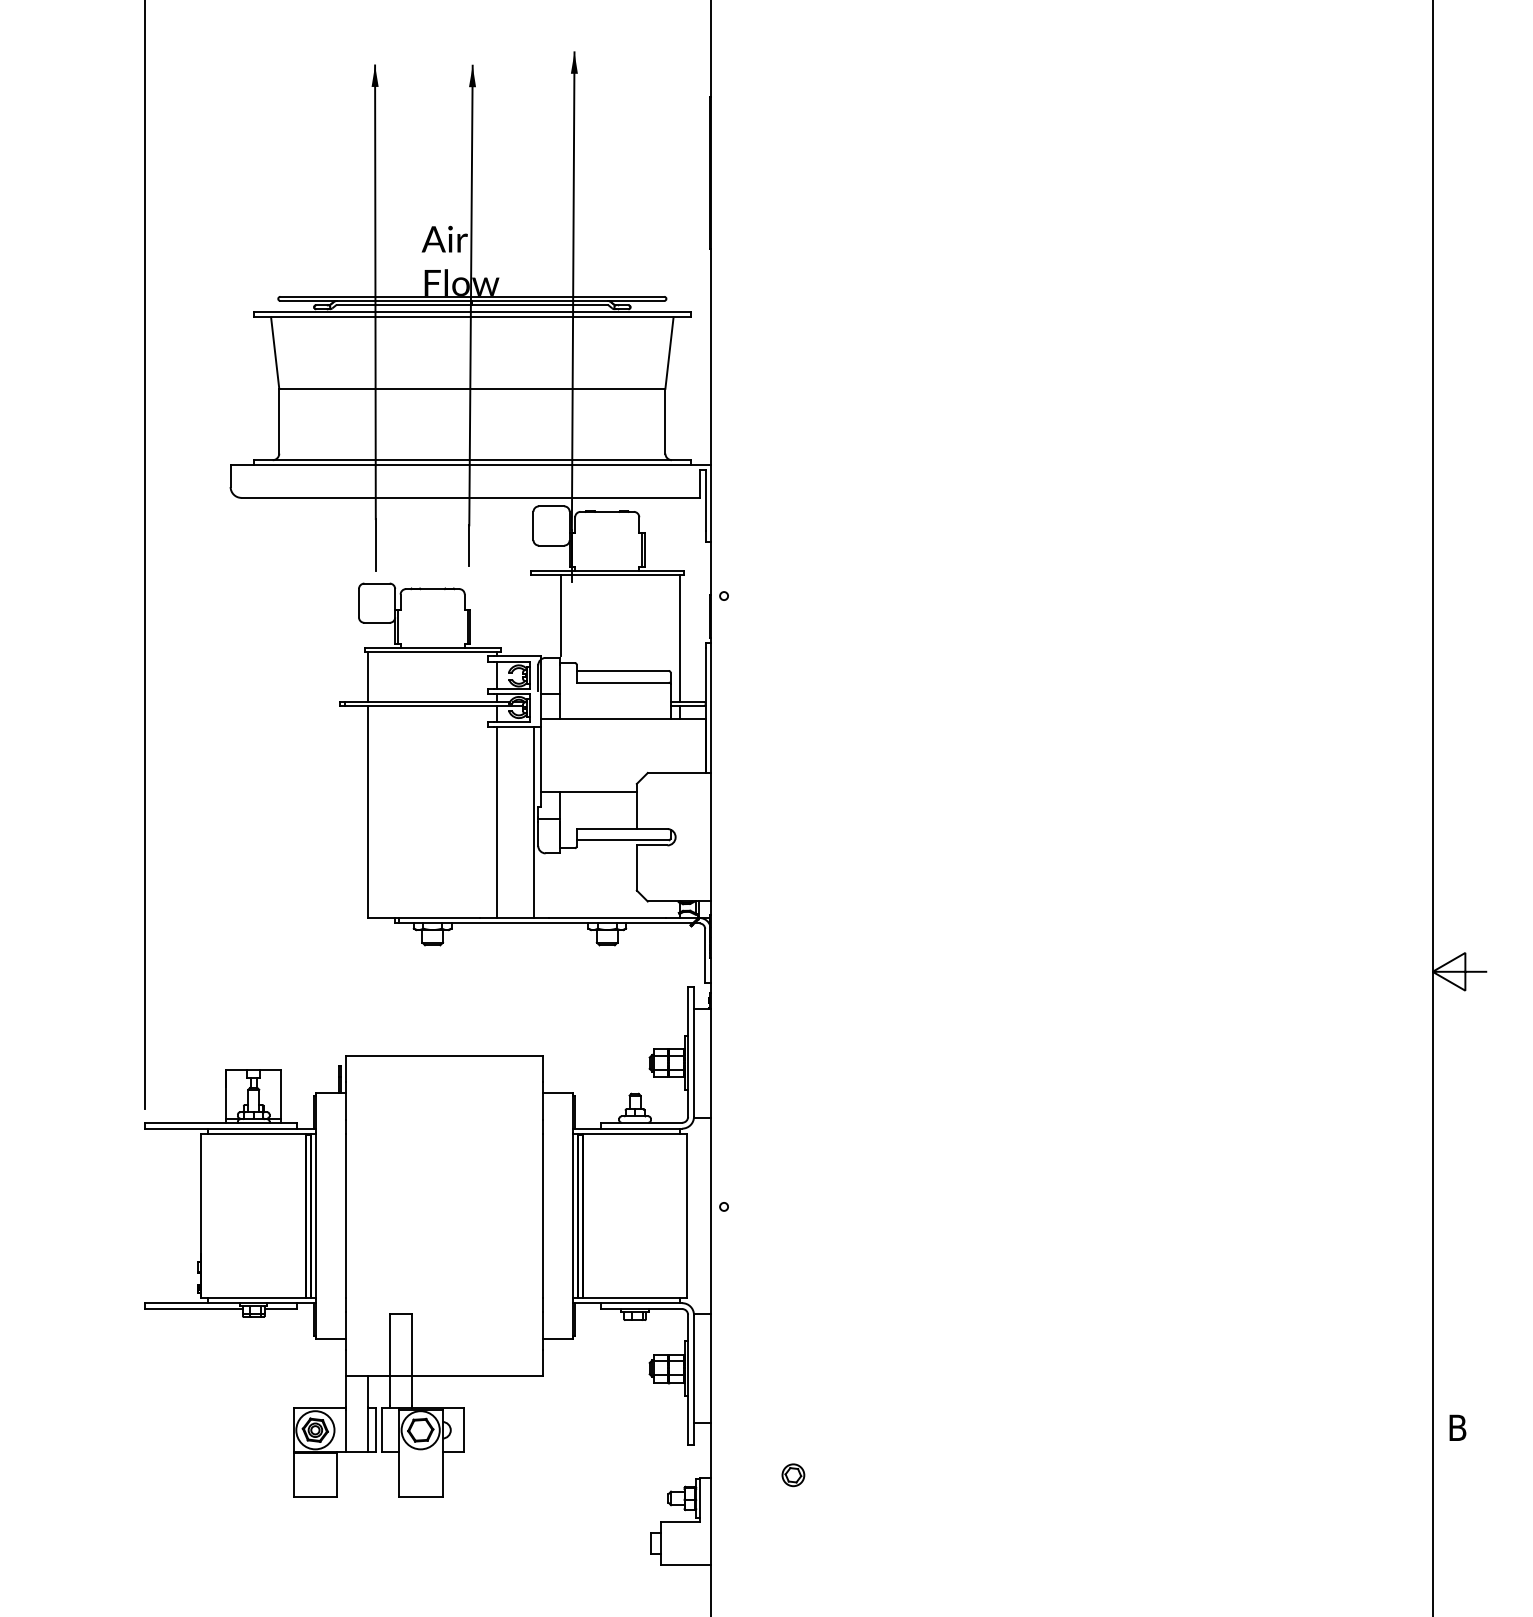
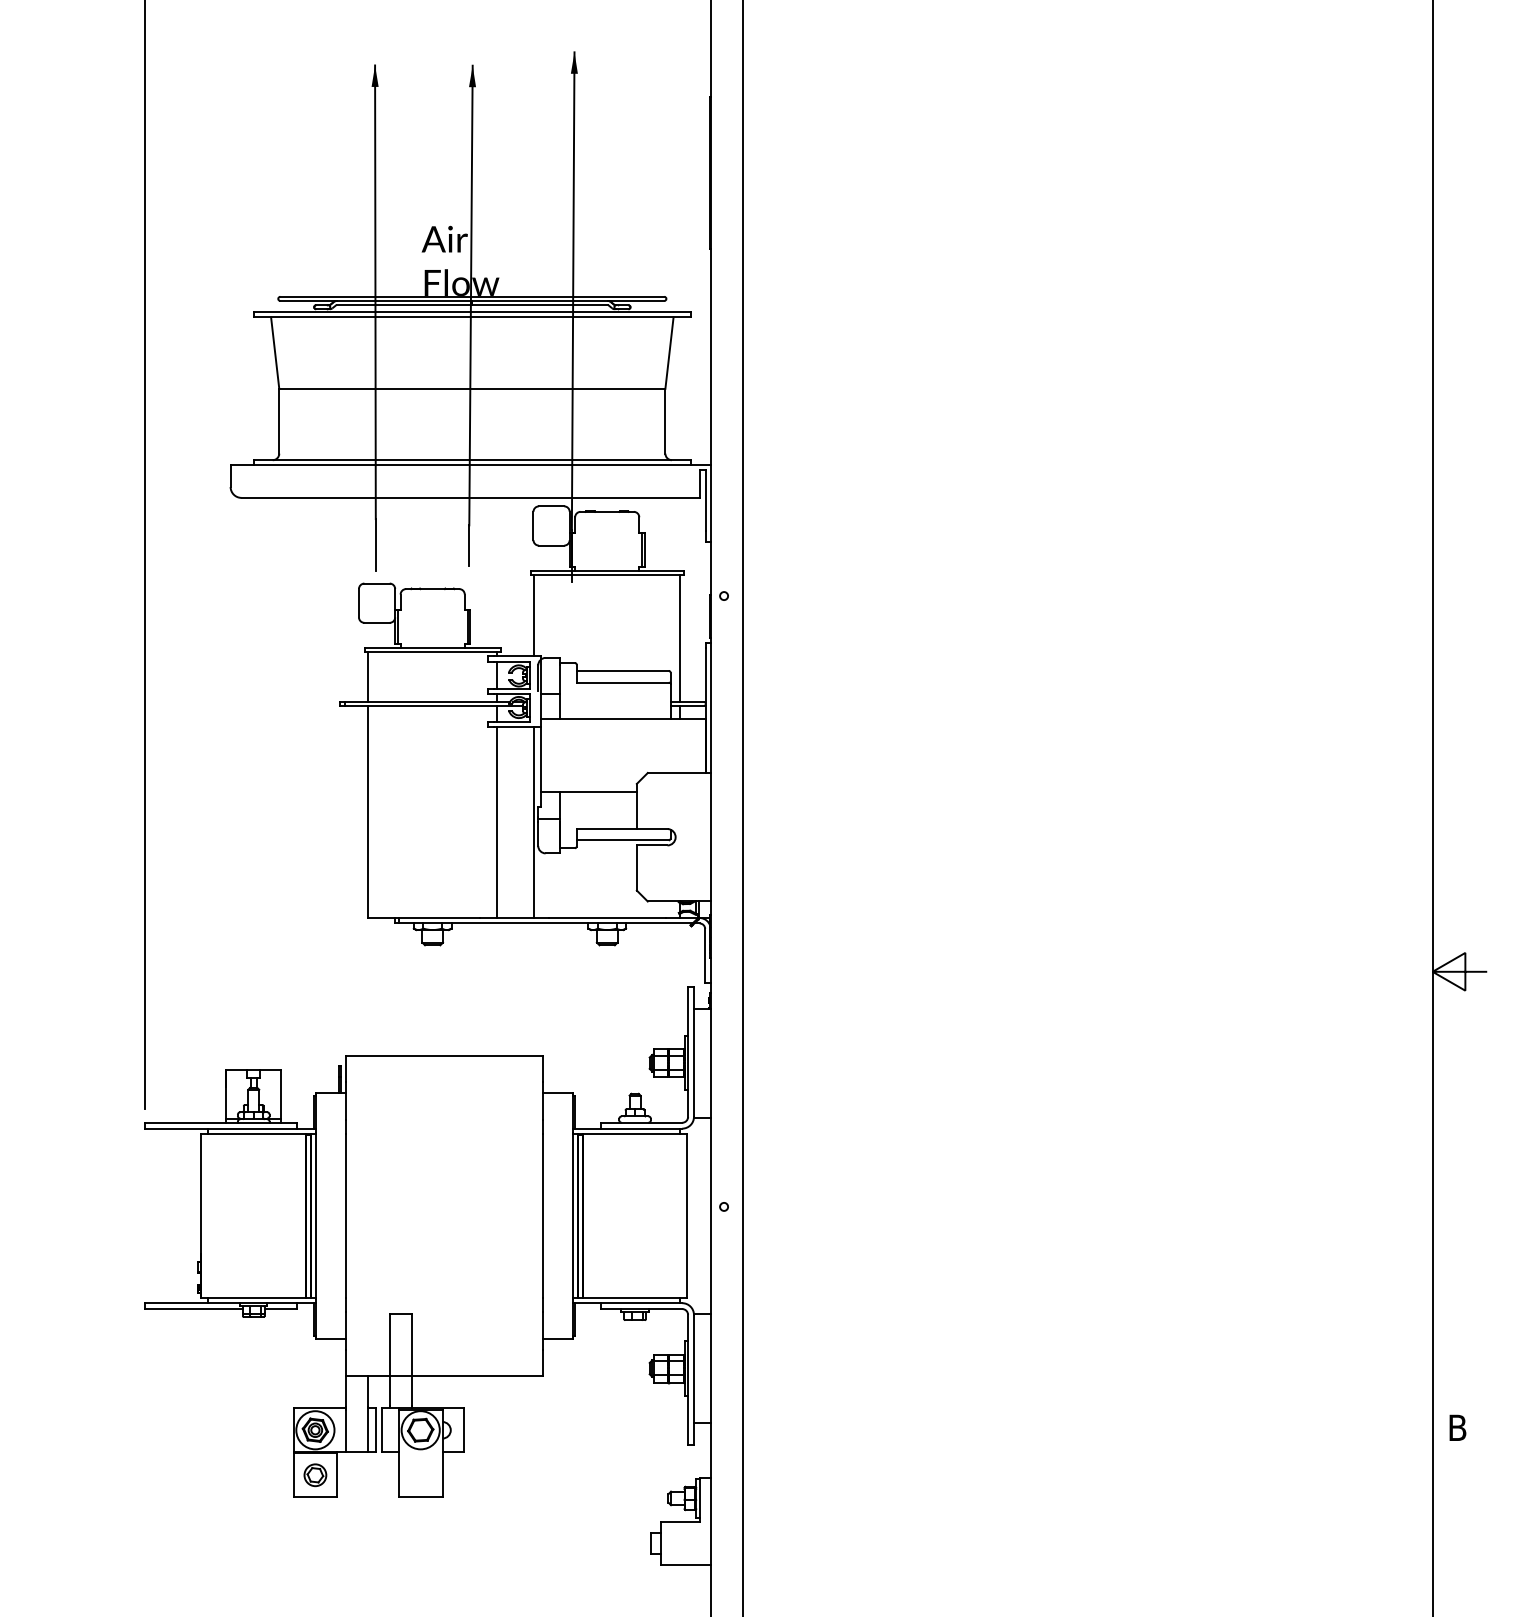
line position: (561, 615) -> (534, 615) (534, 615)
line: none -> present (743, 807)
part position: (793, 1475) -> (315, 1475) (315, 1475)
